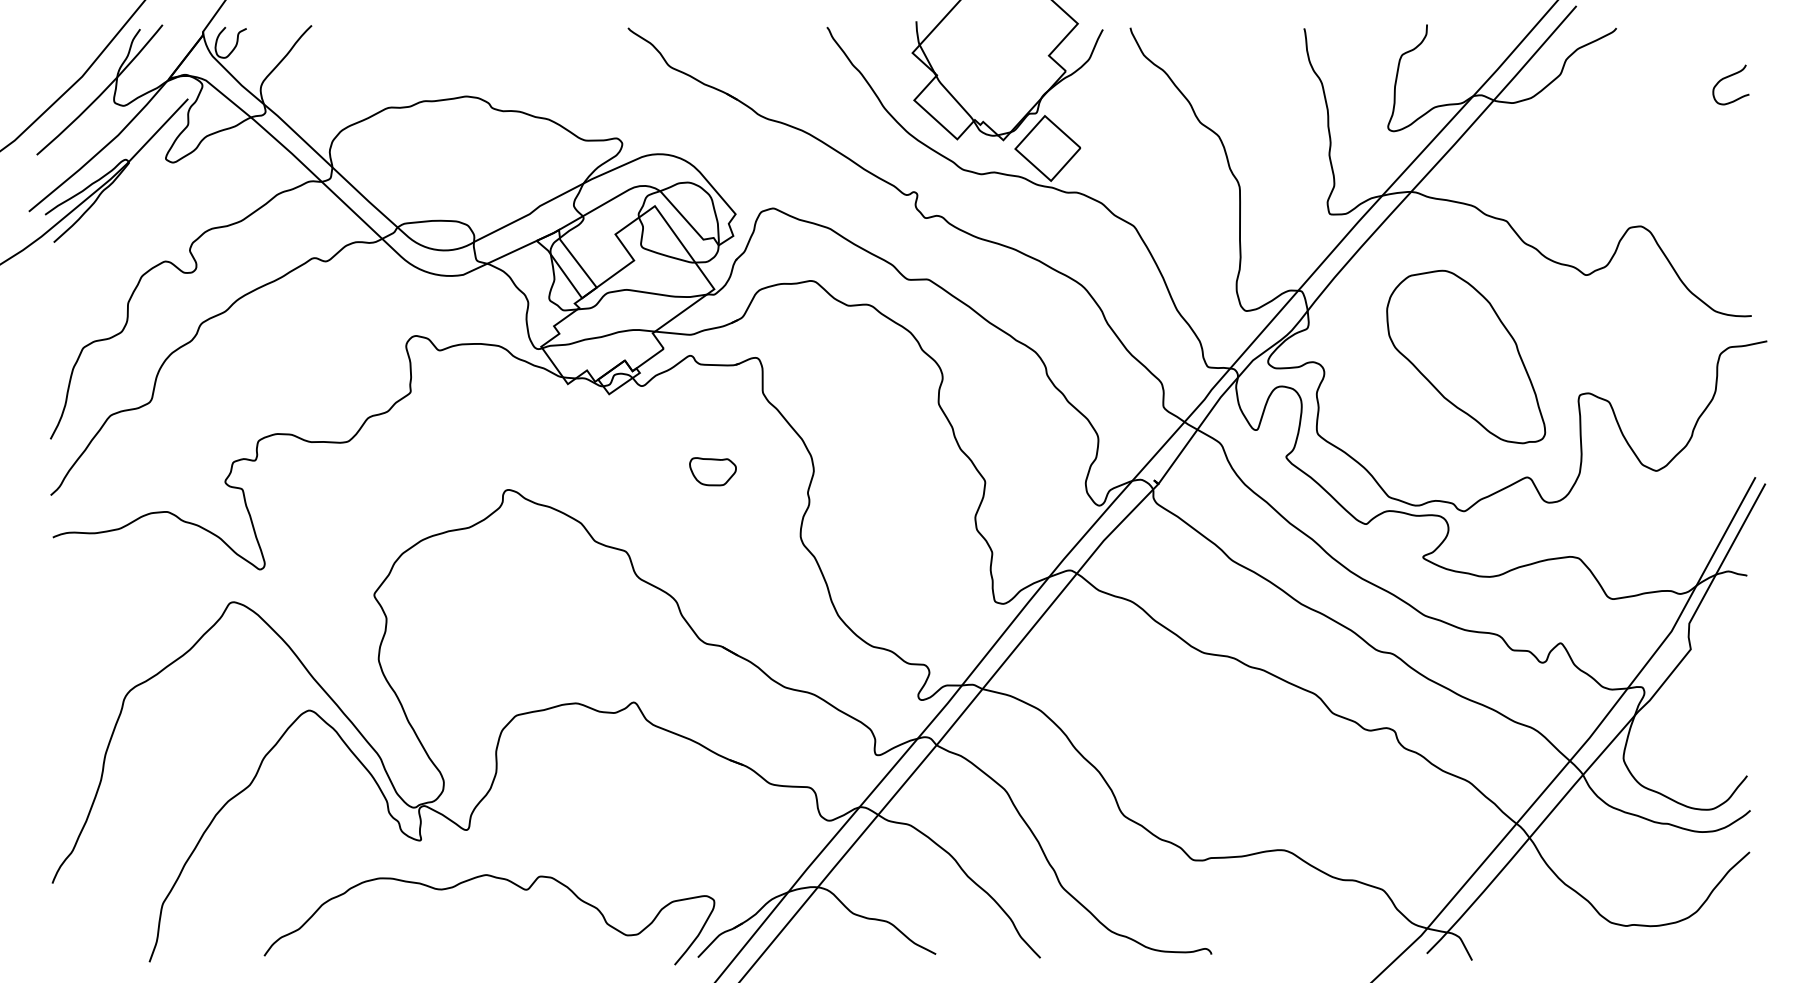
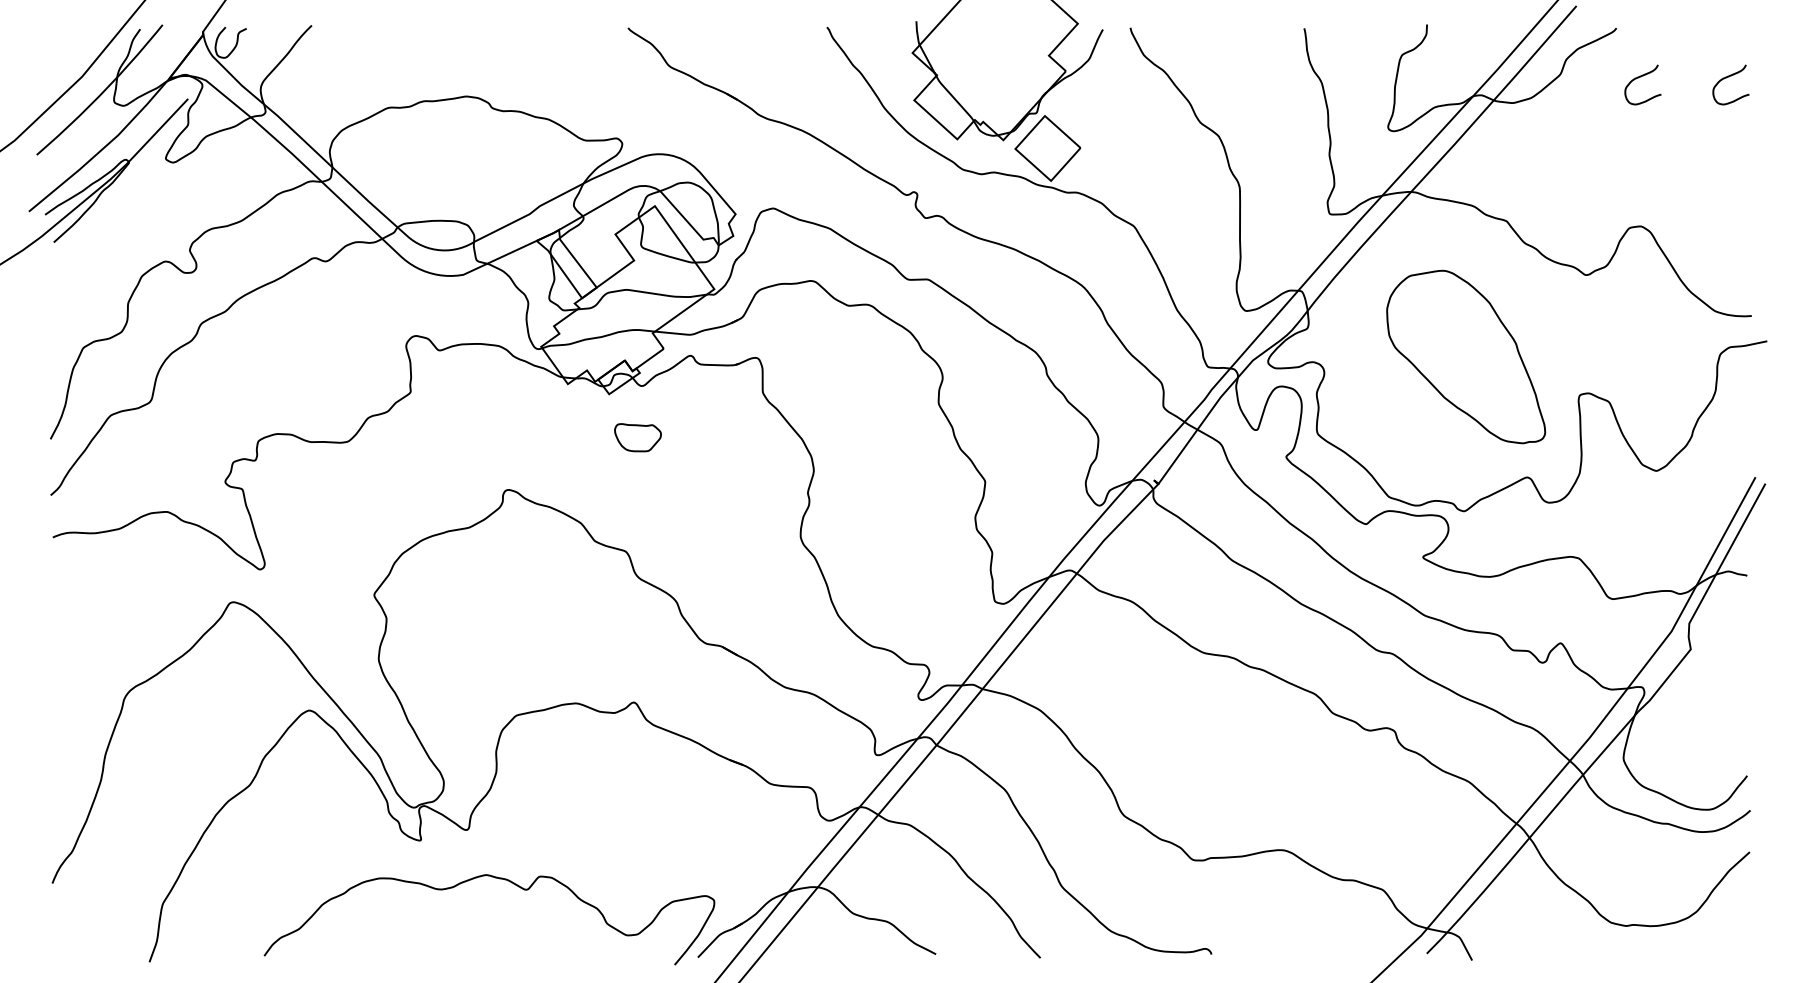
curve: none -> present (1641, 77)
part position: (712, 471) -> (637, 437) (637, 437)
